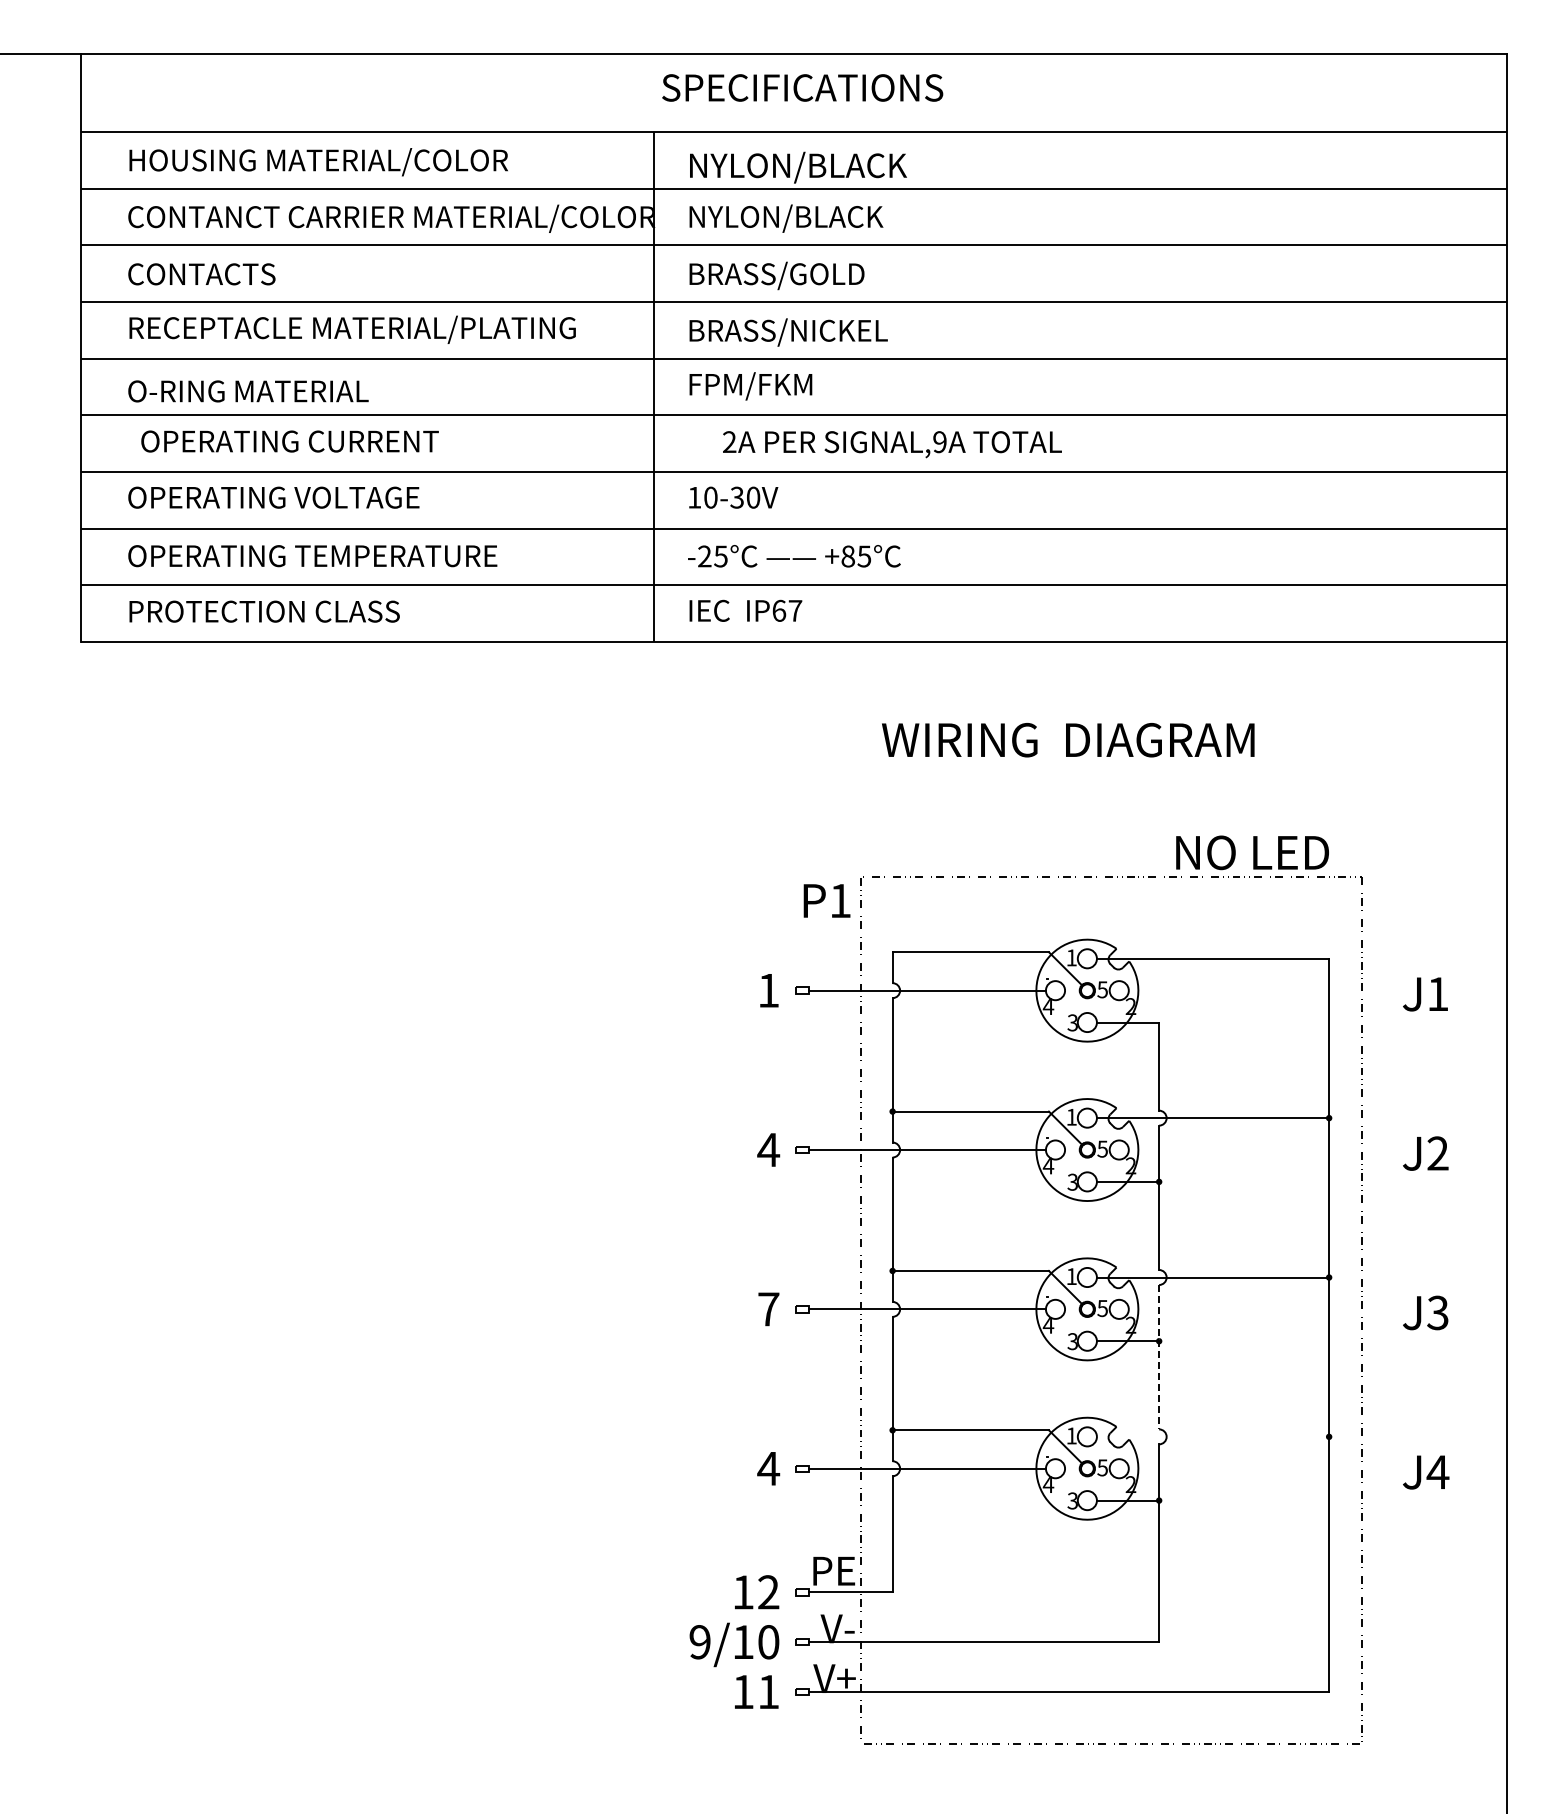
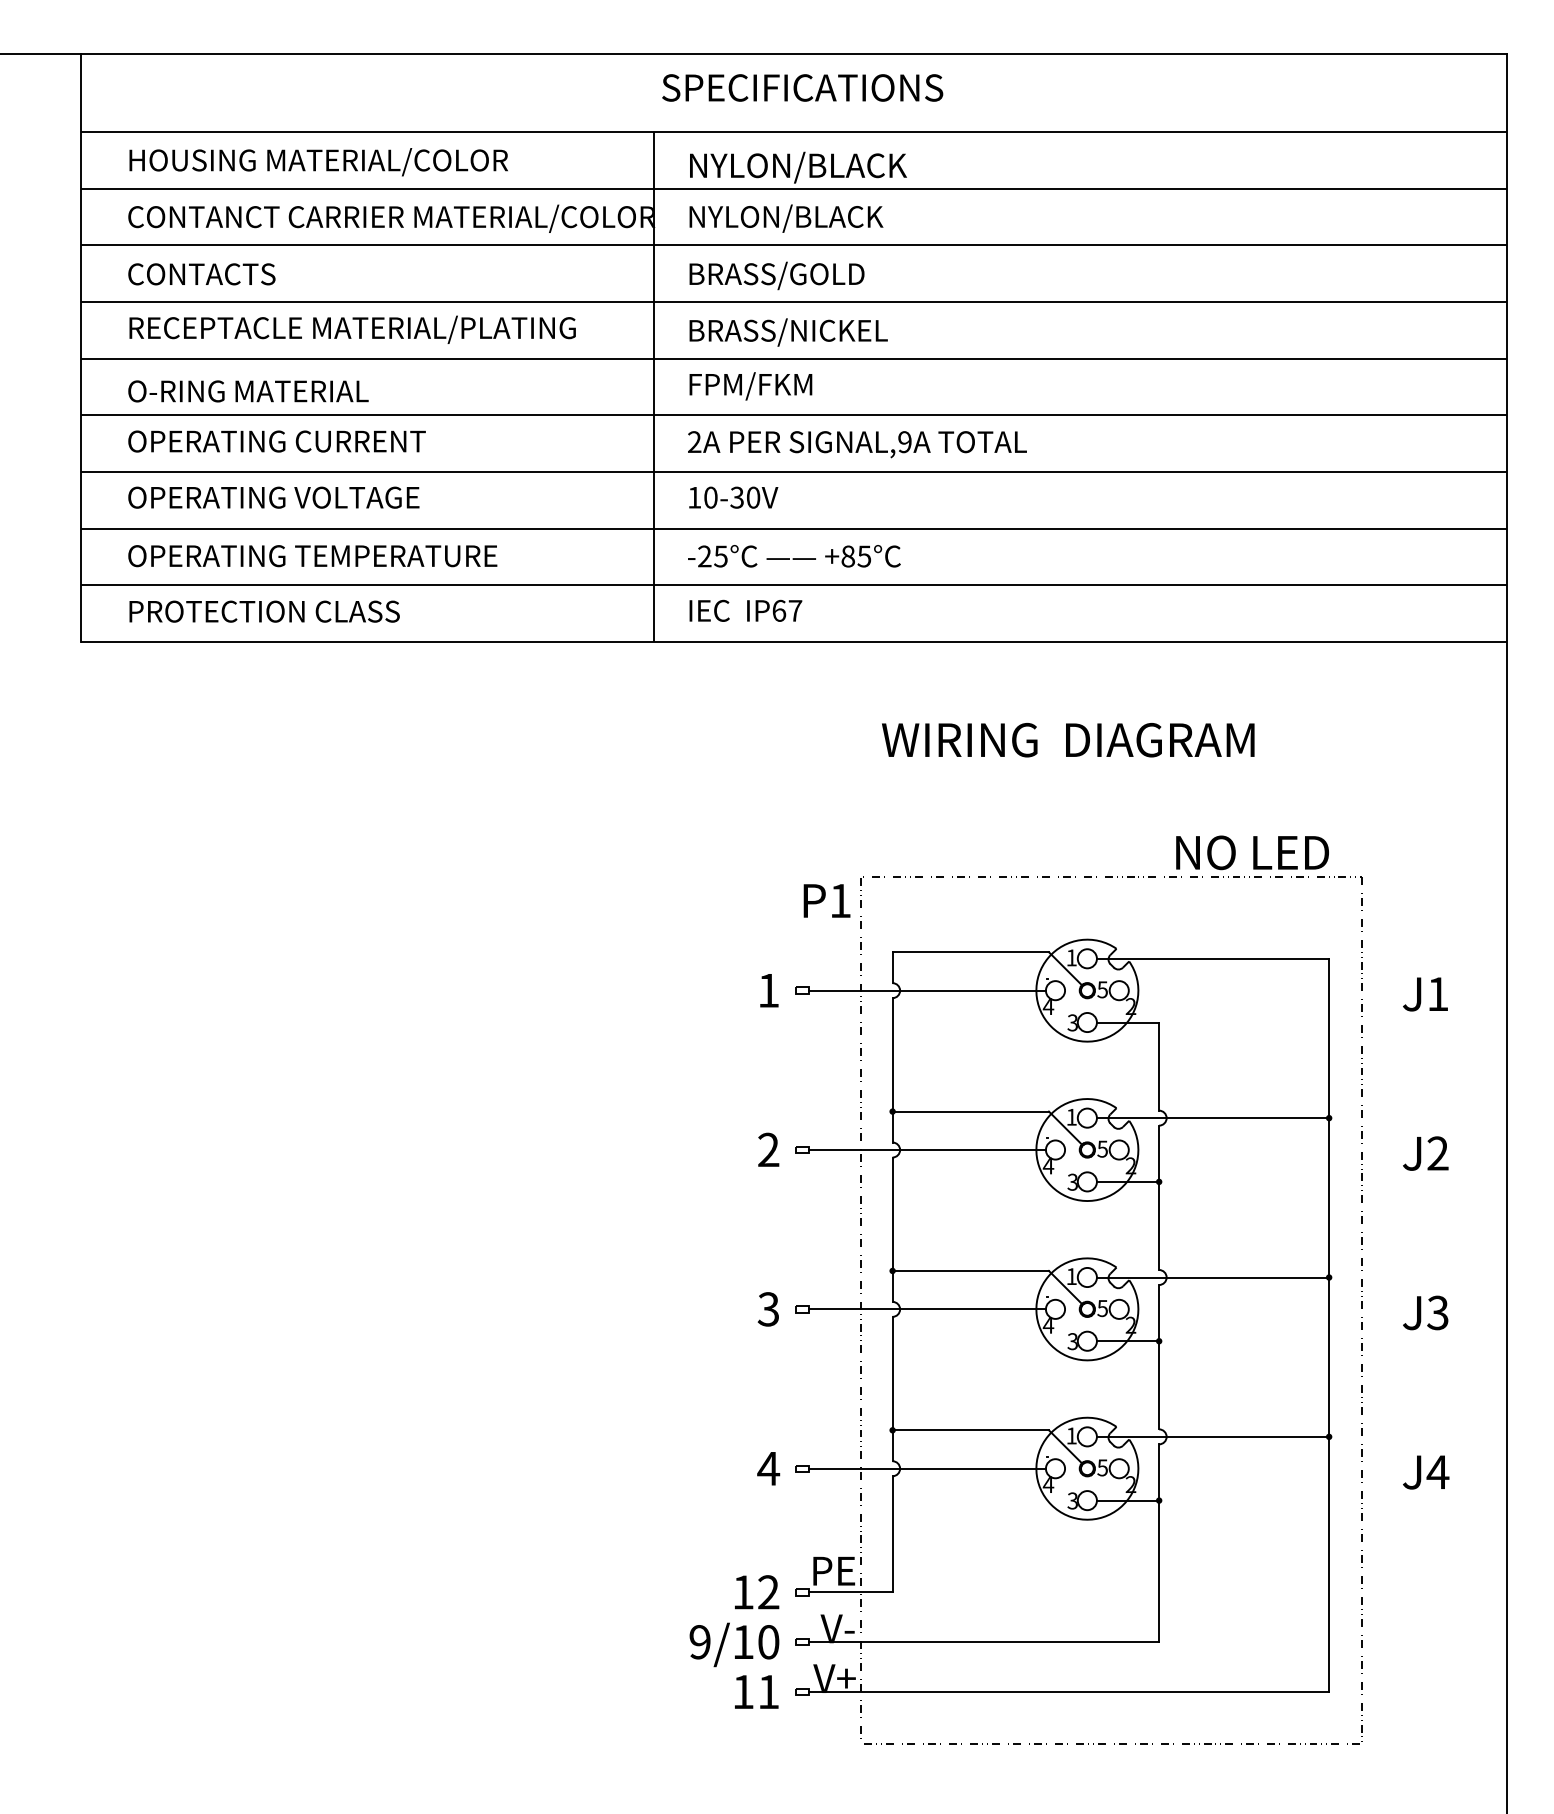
text position: (289, 441) -> (276, 441) (276, 441)
text position: (892, 444) -> (857, 444) (857, 444)
text: 4 -> 2 (768, 1149)
text: 7 -> 3 (768, 1309)
line: dashed -> solid (1159, 1357)
line: none -> present (1212, 1436)
